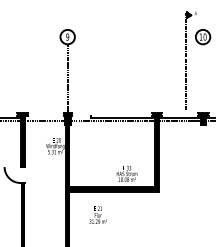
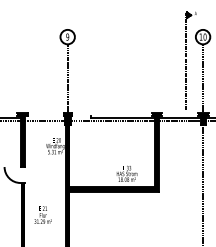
line: none -> present (203, 143)
text position: (97, 214) -> (42, 214) (42, 214)
